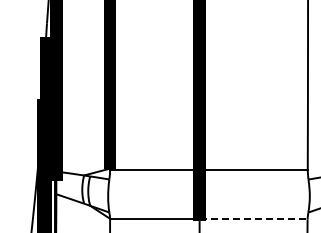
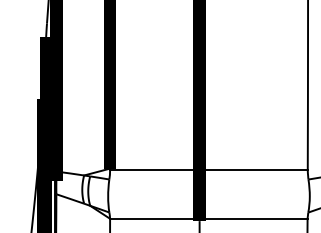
line: dashed -> solid (253, 219)
